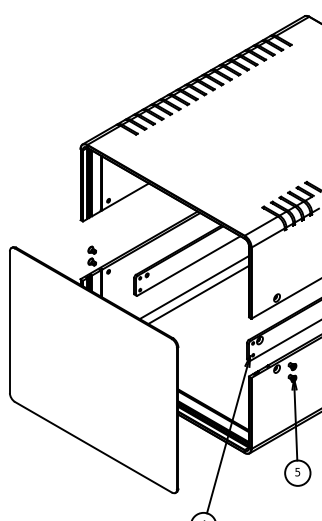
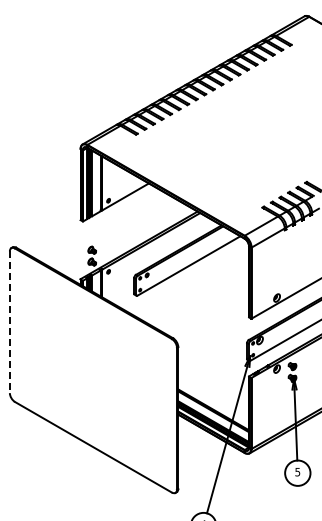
line: present -> none (194, 287)
line: present -> none (198, 294)
line: solid -> dashed (9, 322)
